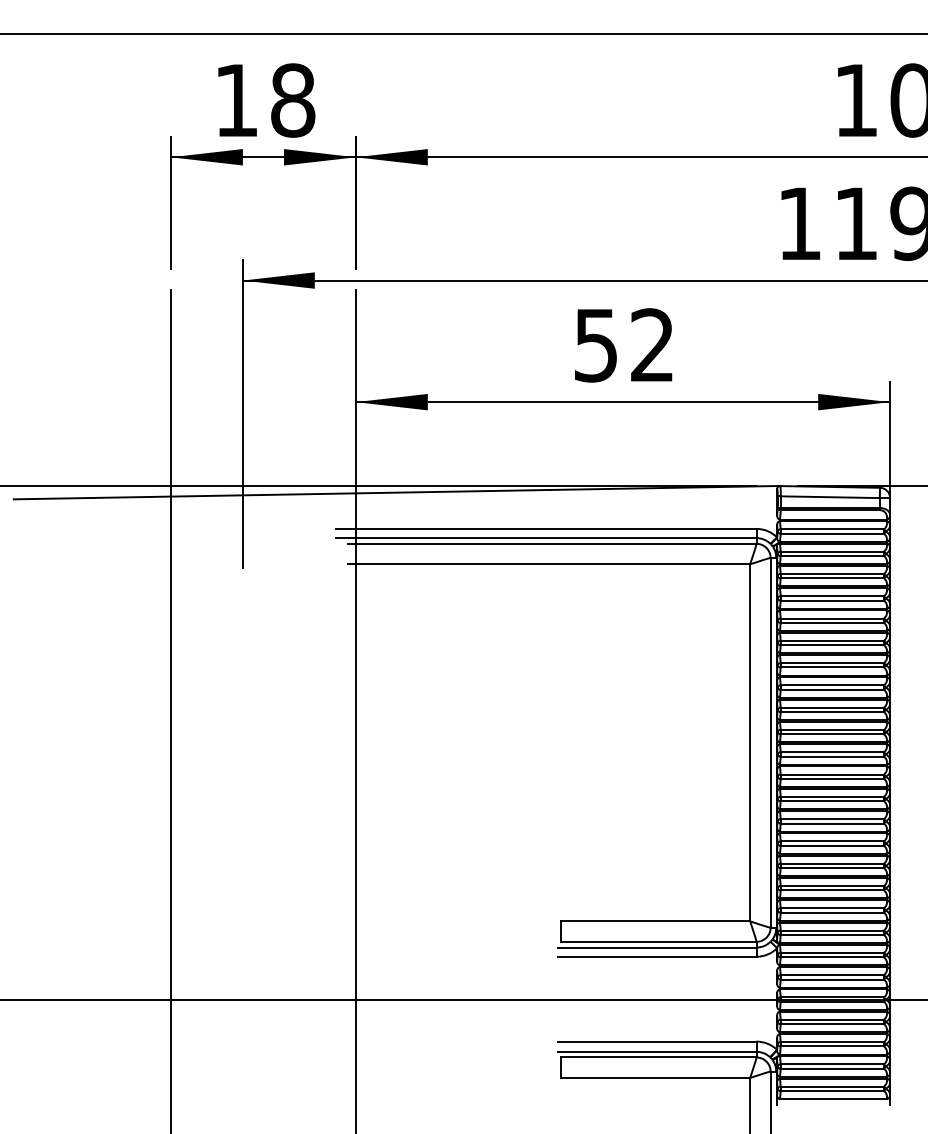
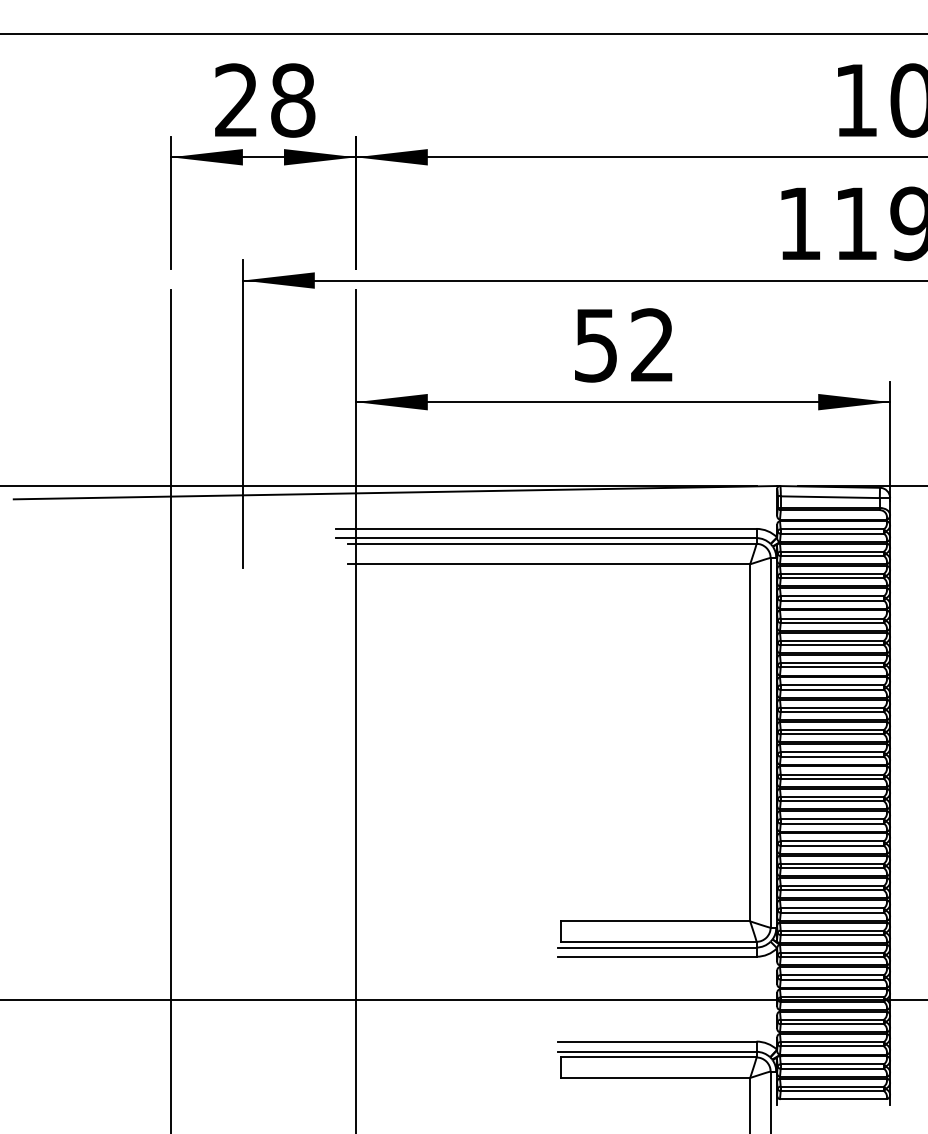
text: 18 -> 28 (235, 99)
